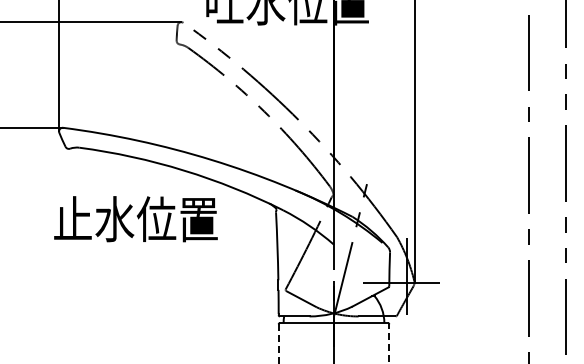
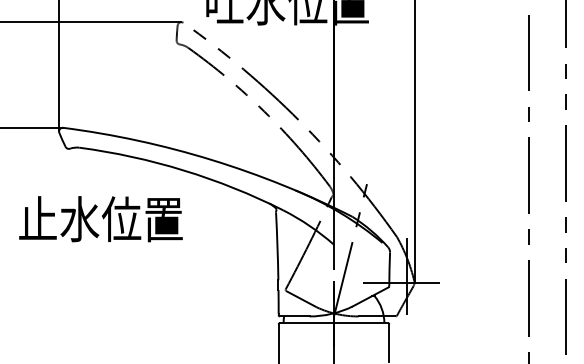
text position: (135, 219) -> (100, 219) (100, 219)
line: dashed -> solid (278, 343)
line: dashed -> solid (389, 343)
